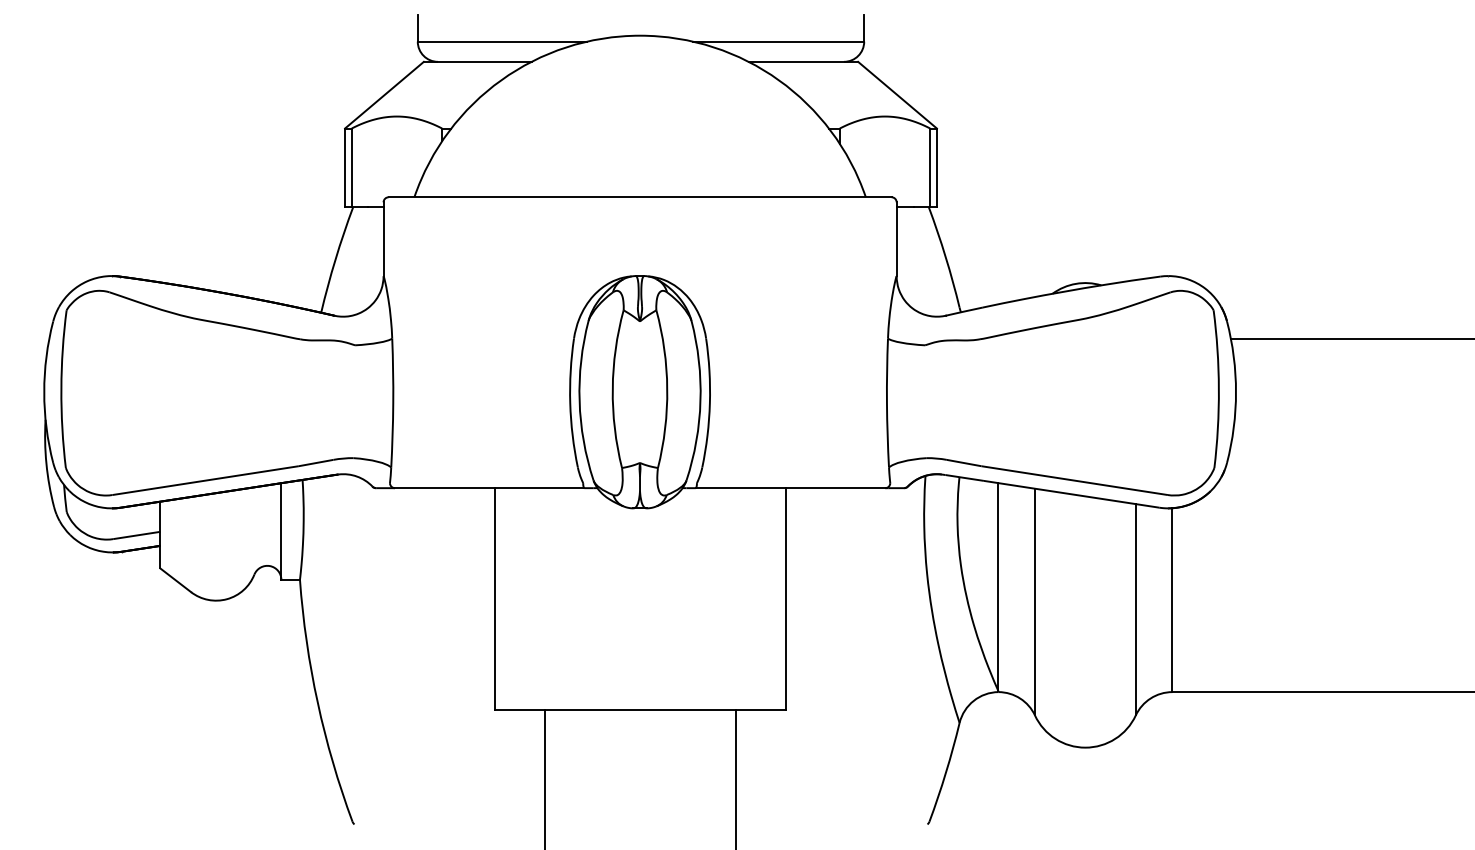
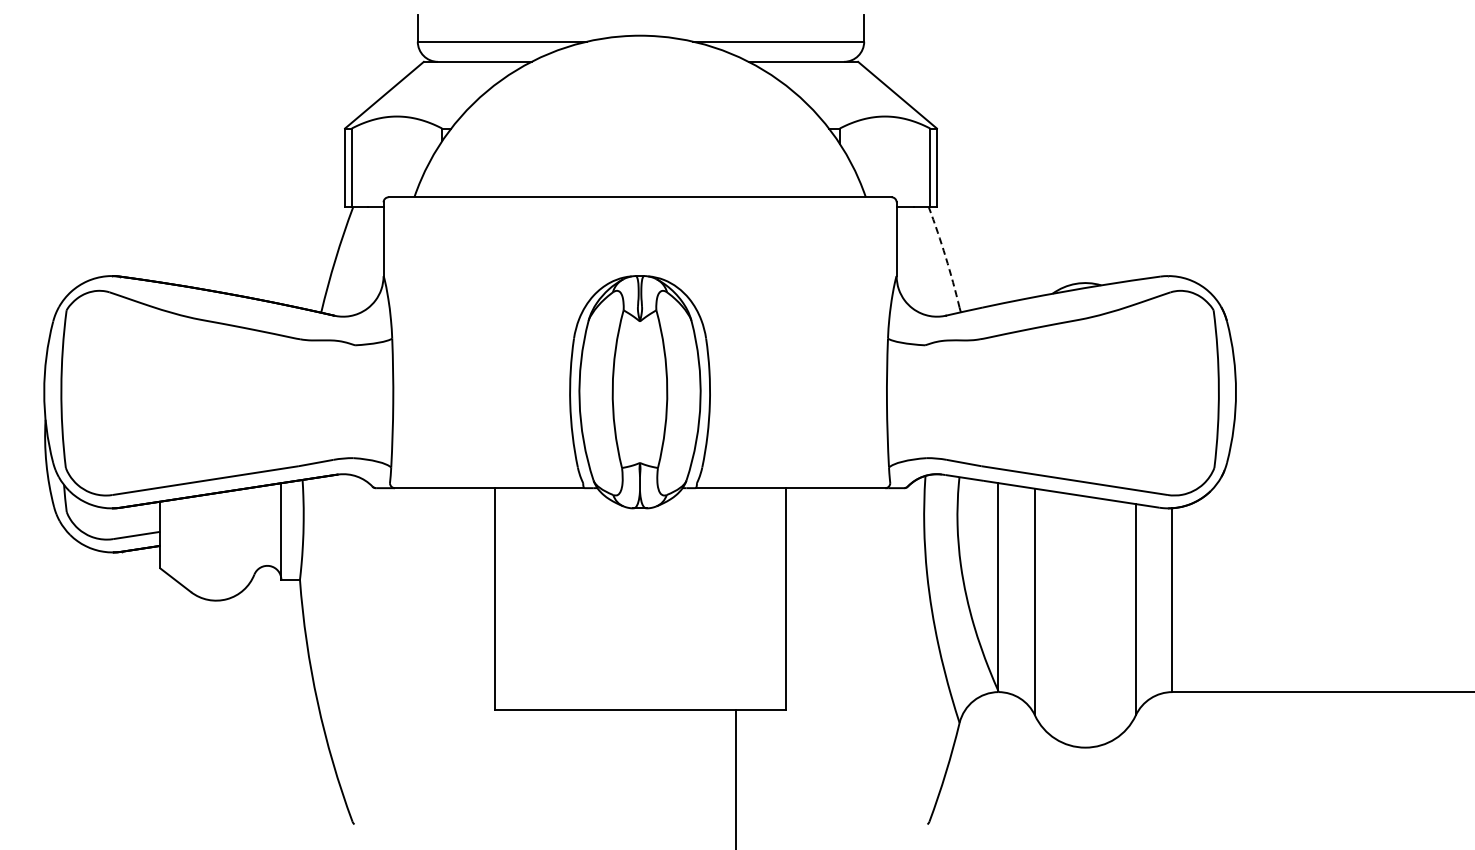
arc: solid -> dashed (945, 257)
line: present -> none (1350, 338)
line: present -> none (544, 778)
